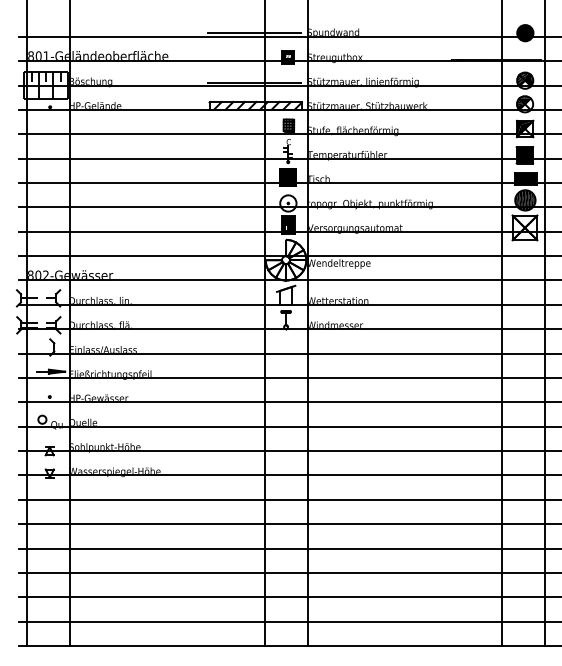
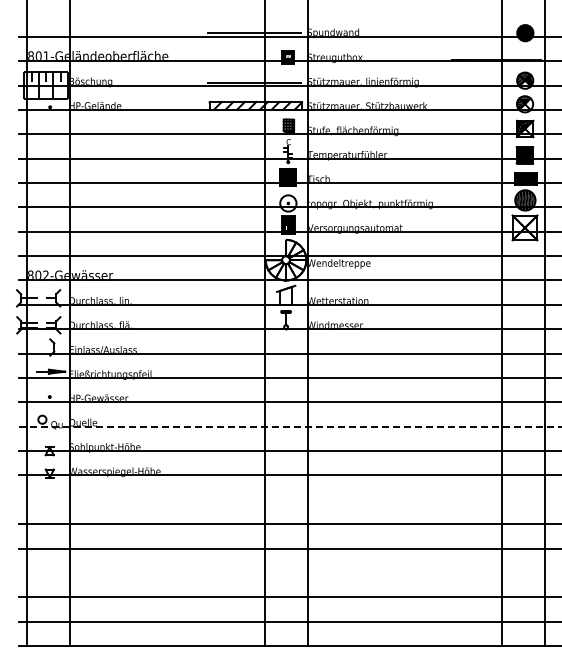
line: solid -> dashed (290, 426)
line: present -> none (288, 499)
line: present -> none (288, 572)
